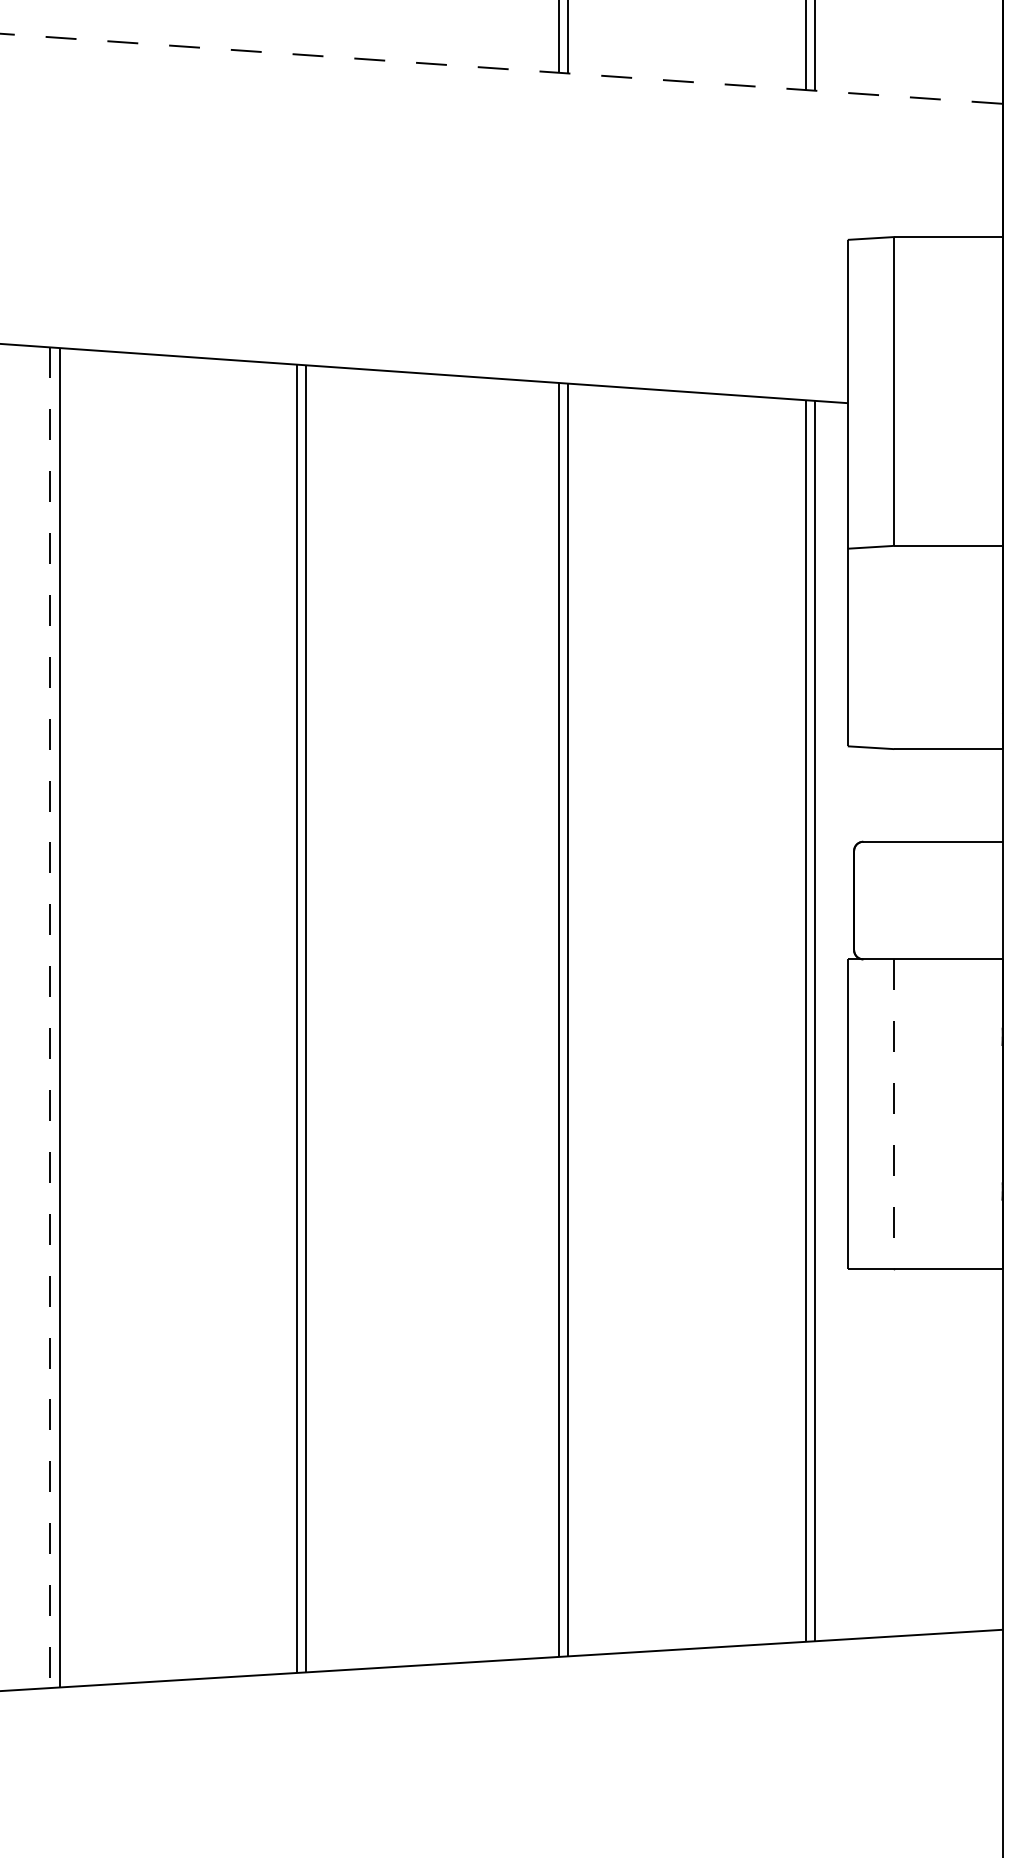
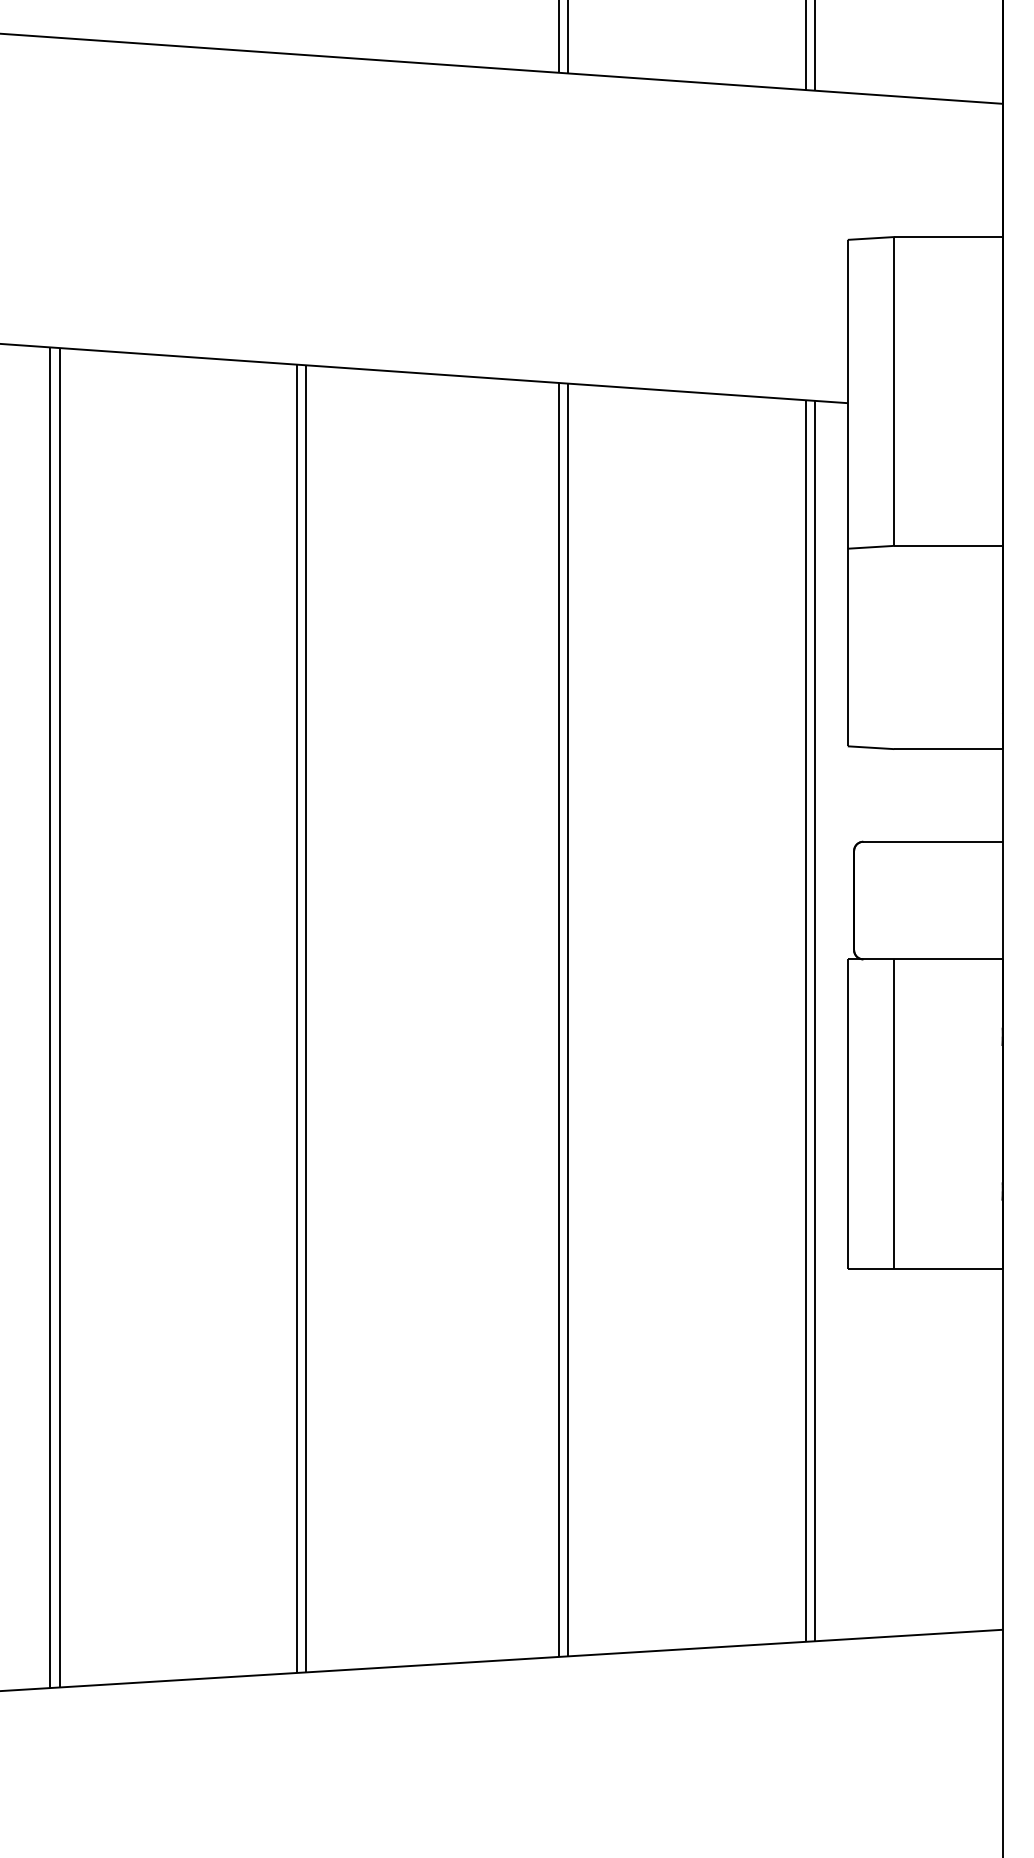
line: dashed -> solid (500, 68)
line: dashed -> solid (50, 1018)
line: dashed -> solid (894, 1114)
